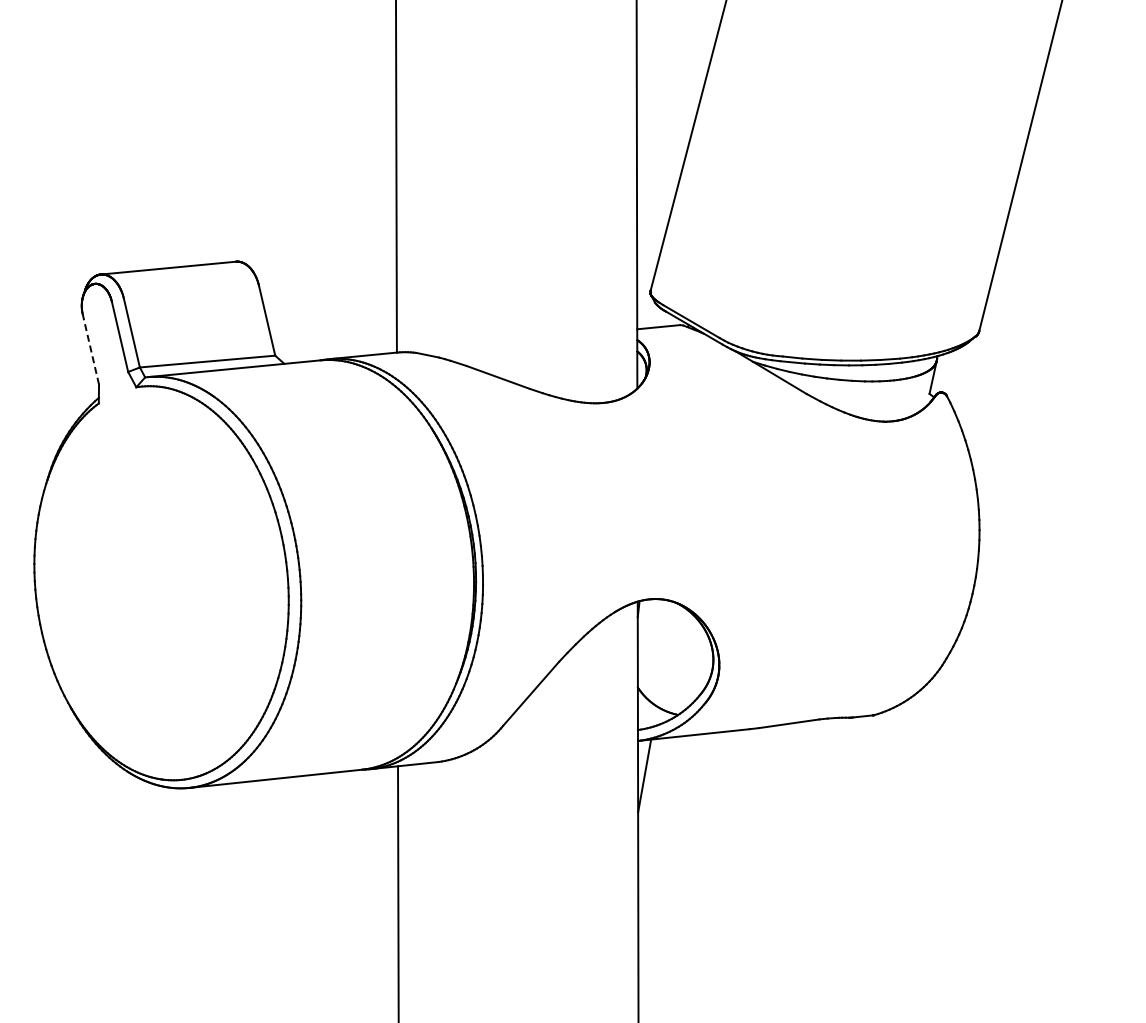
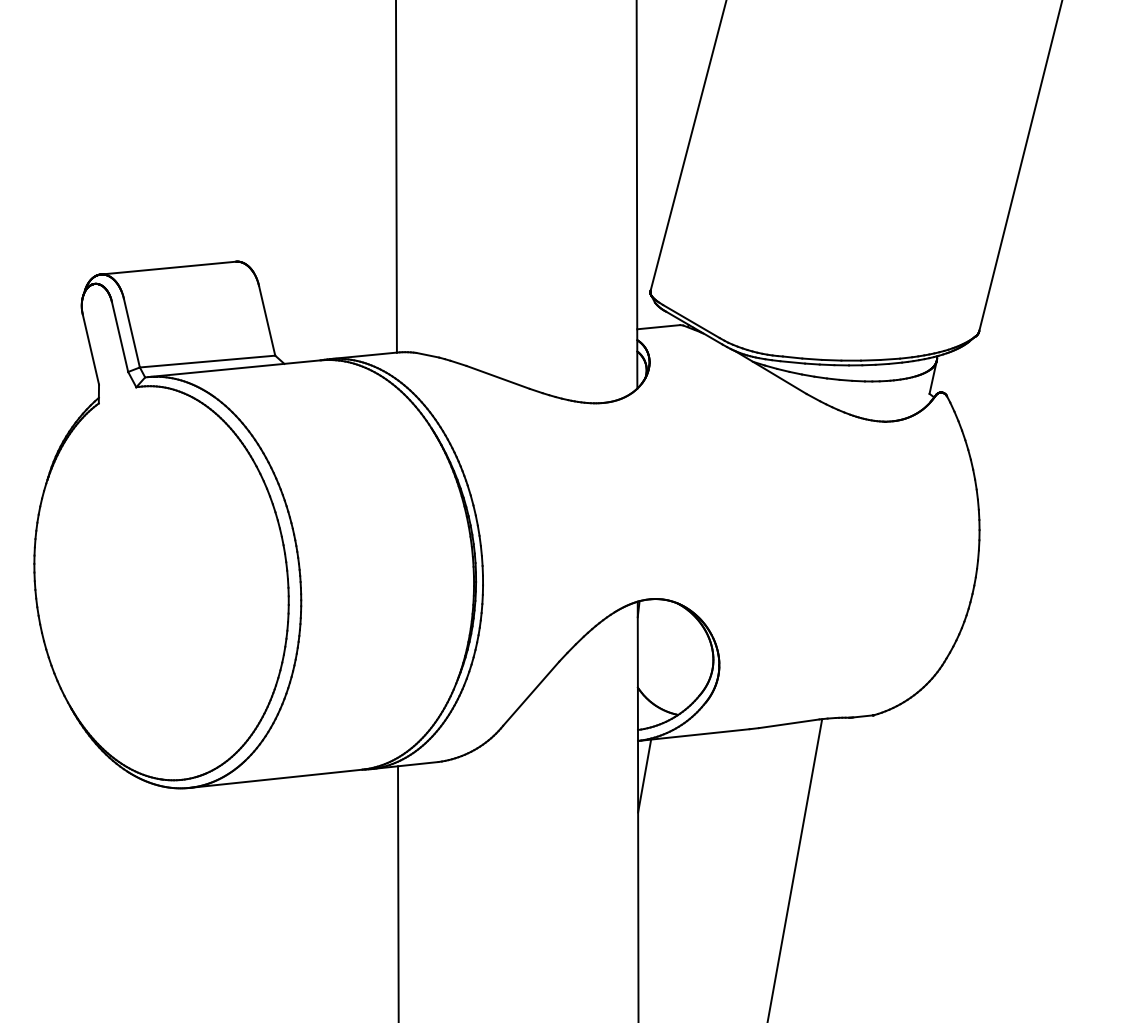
line: dashed -> solid (90, 348)
line: none -> present (795, 869)
